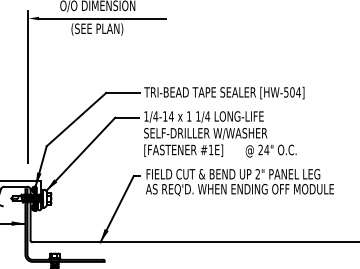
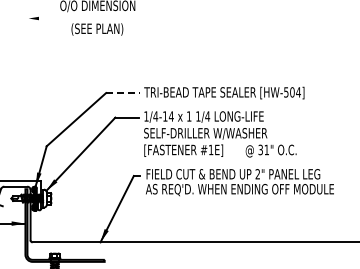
line: present -> none (101, 18)
line: present -> none (27, 86)
line: solid -> dashed (122, 93)
text: 24" -> 31" (263, 149)
